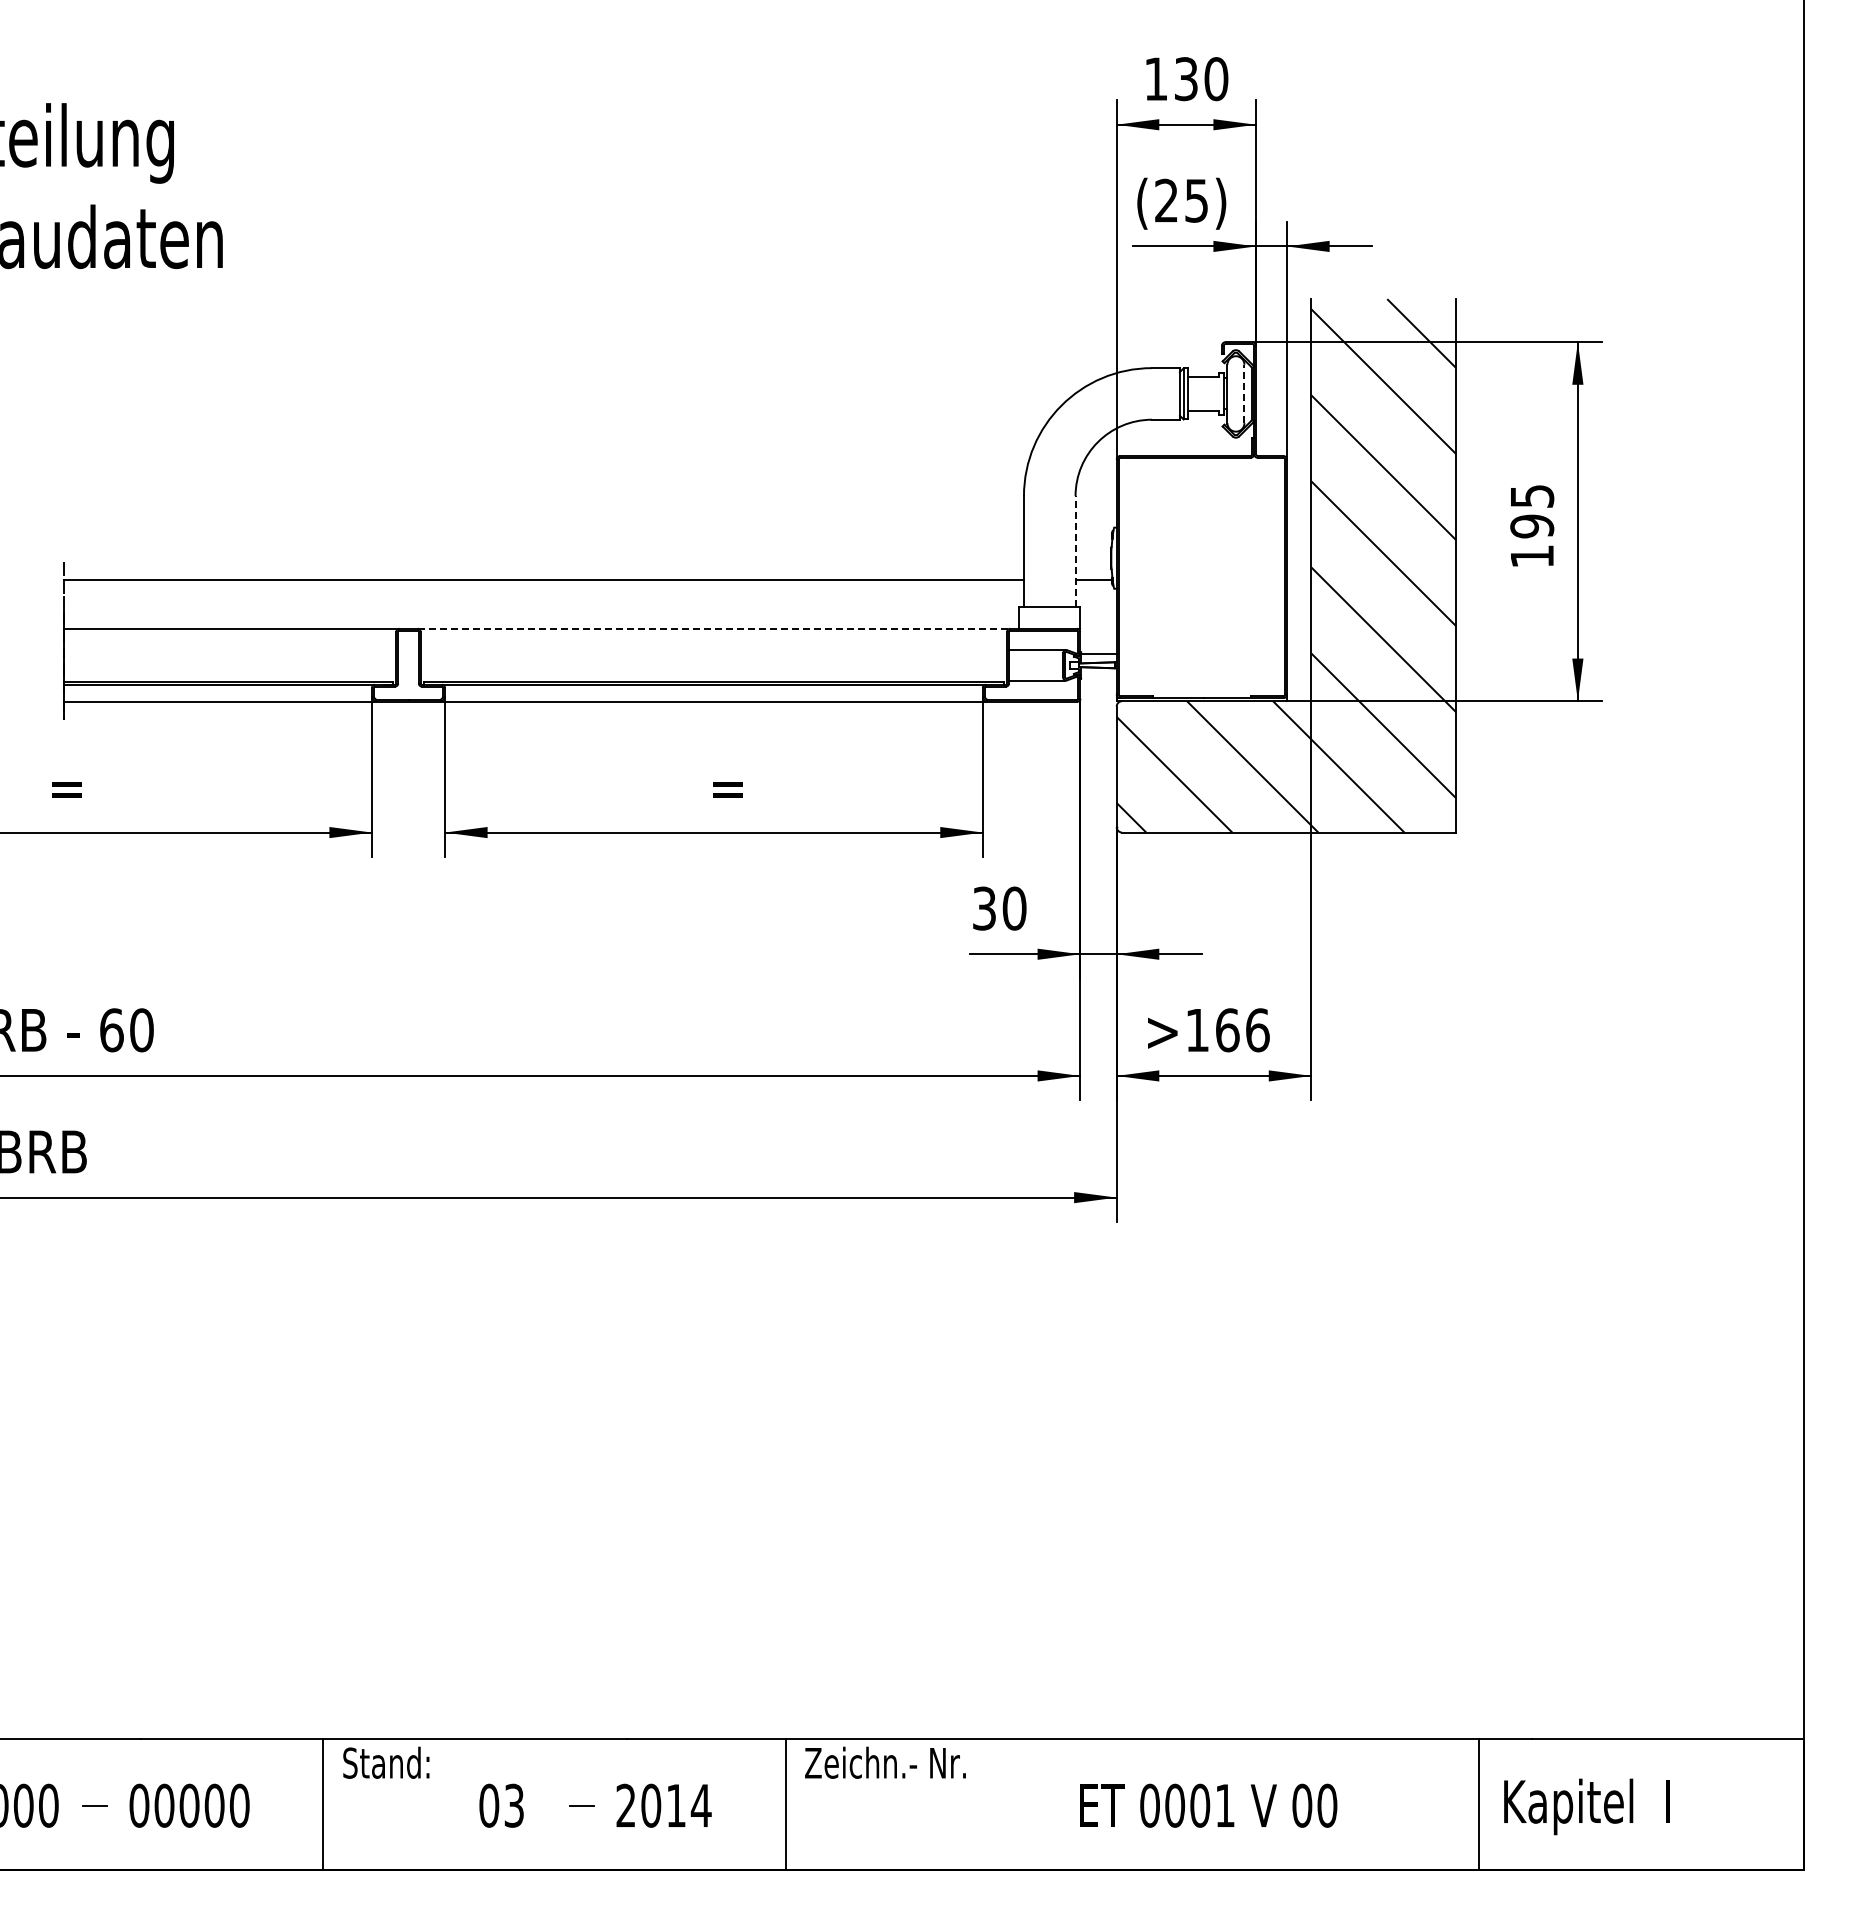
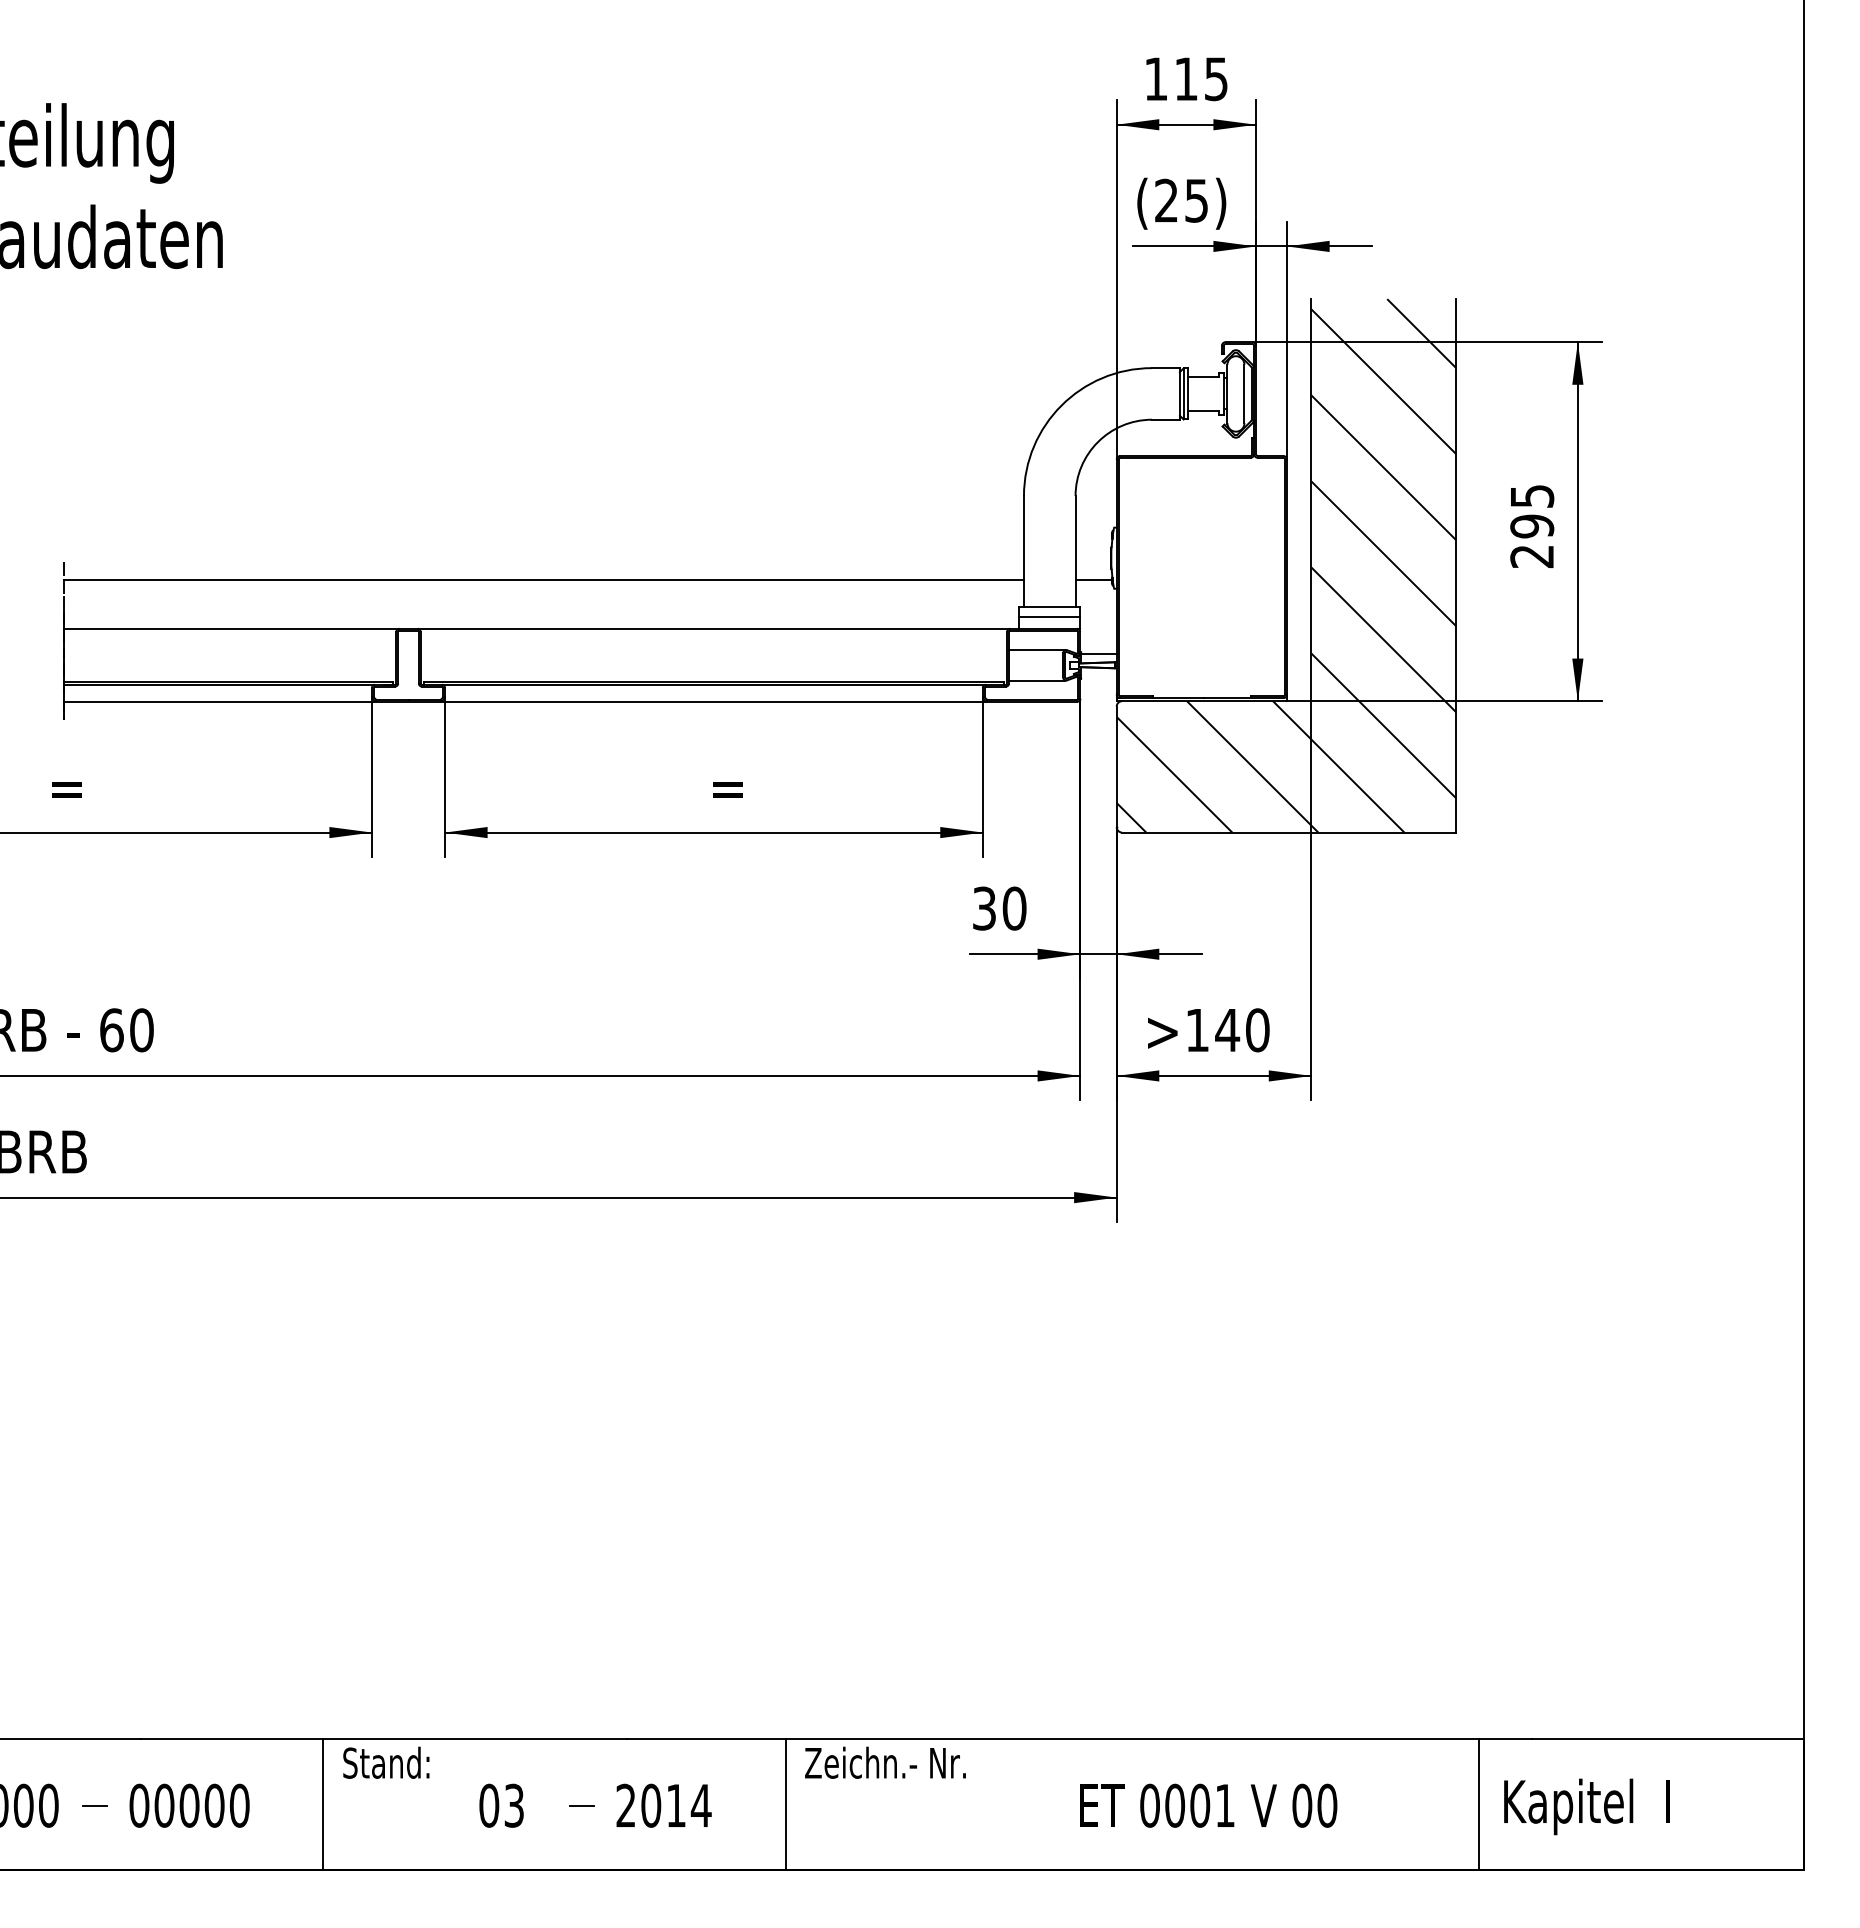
text: 130 -> 115 (1201, 79)
line: dashed -> solid (1244, 393)
line: dashed -> solid (1075, 551)
text: 195 -> 295 (1531, 556)
line: none -> present (1049, 616)
line: dashed -> solid (713, 628)
text: >166 -> >140 (1242, 1030)
